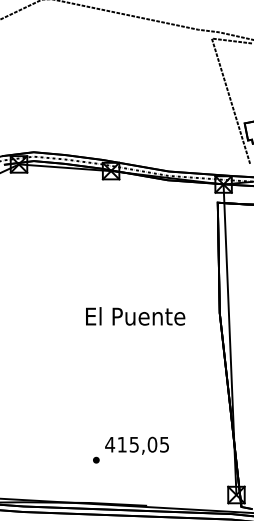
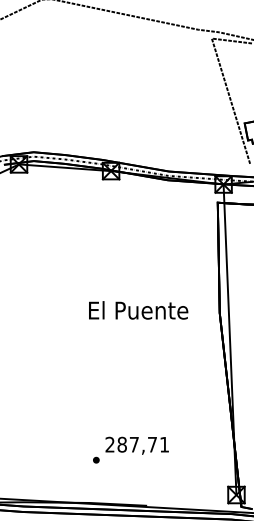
text position: (135, 316) -> (138, 310) (138, 310)
text: 415,05 -> 287,71 (136, 444)
